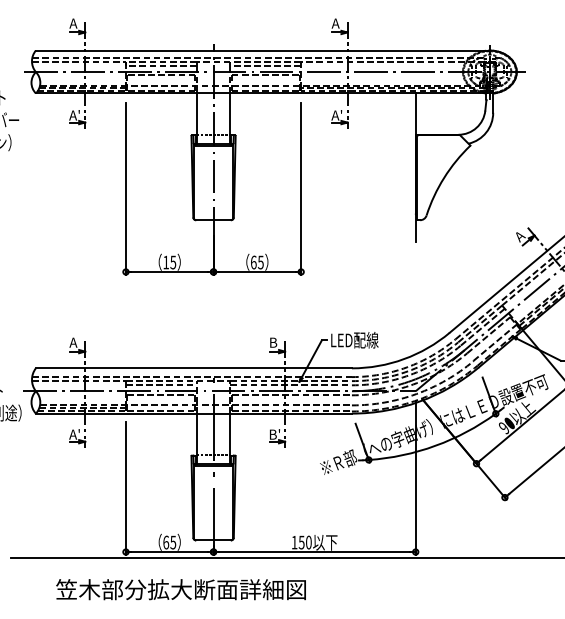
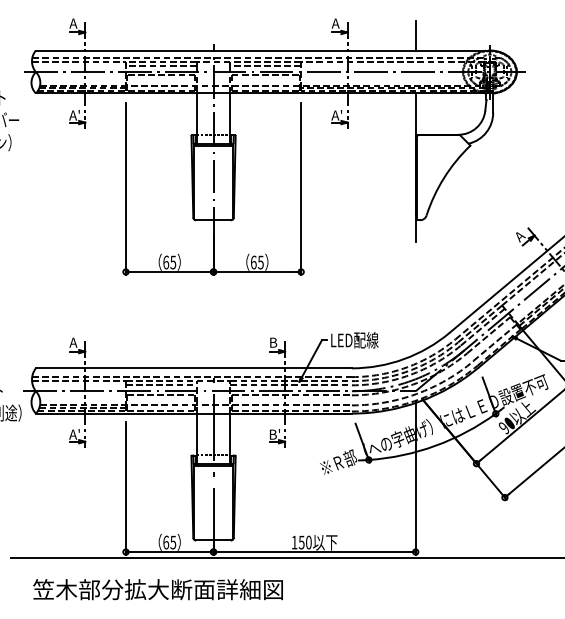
line: none -> present (415, 35)
text: 15 -> 65 (166, 262)
text position: (180, 589) -> (157, 589) (157, 589)
